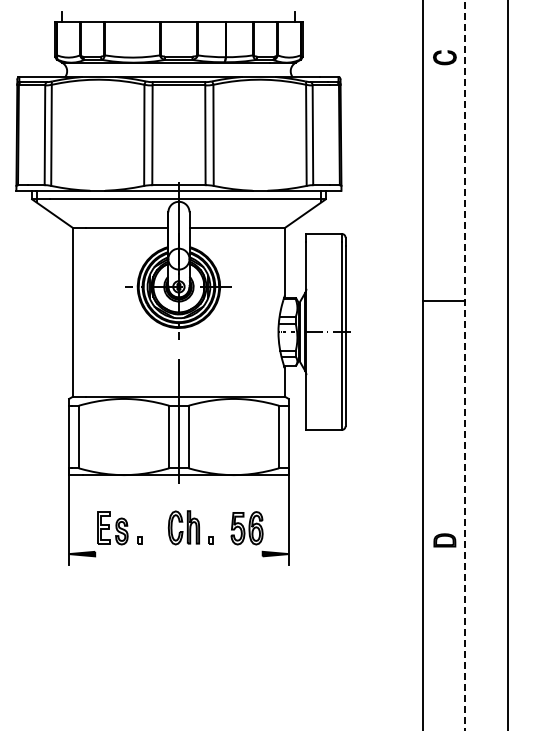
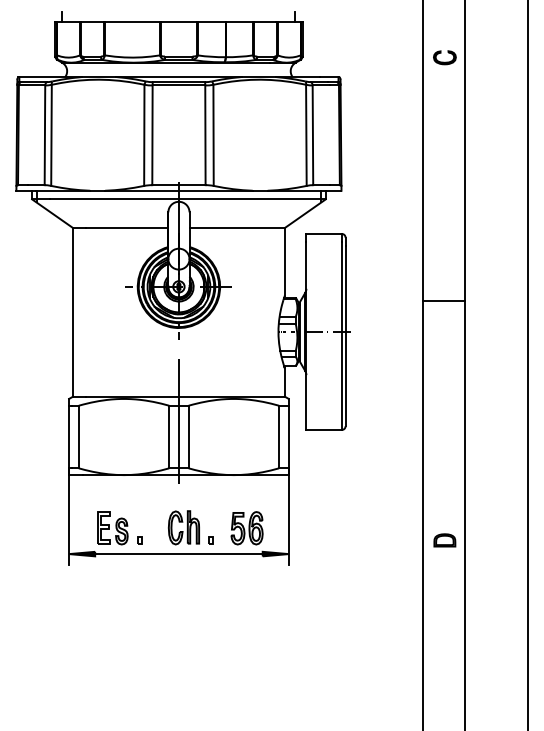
line position: (507, 364) -> (527, 364) (527, 364)
line: dashed -> solid (464, 365)
line: none -> present (178, 554)
